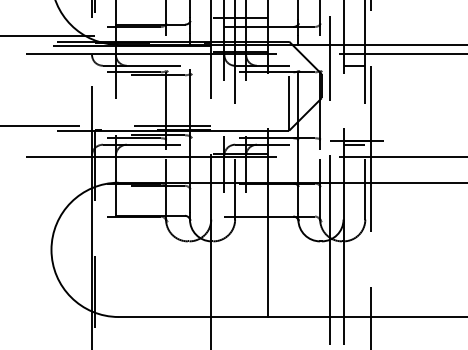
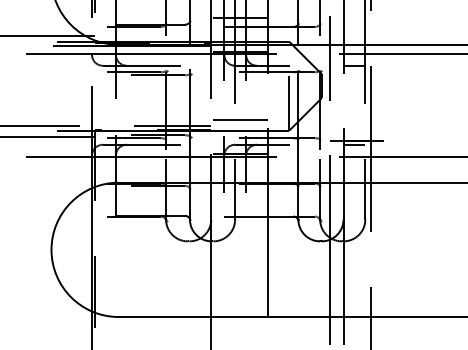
line: none -> present (239, 119)
line: none -> present (48, 136)
